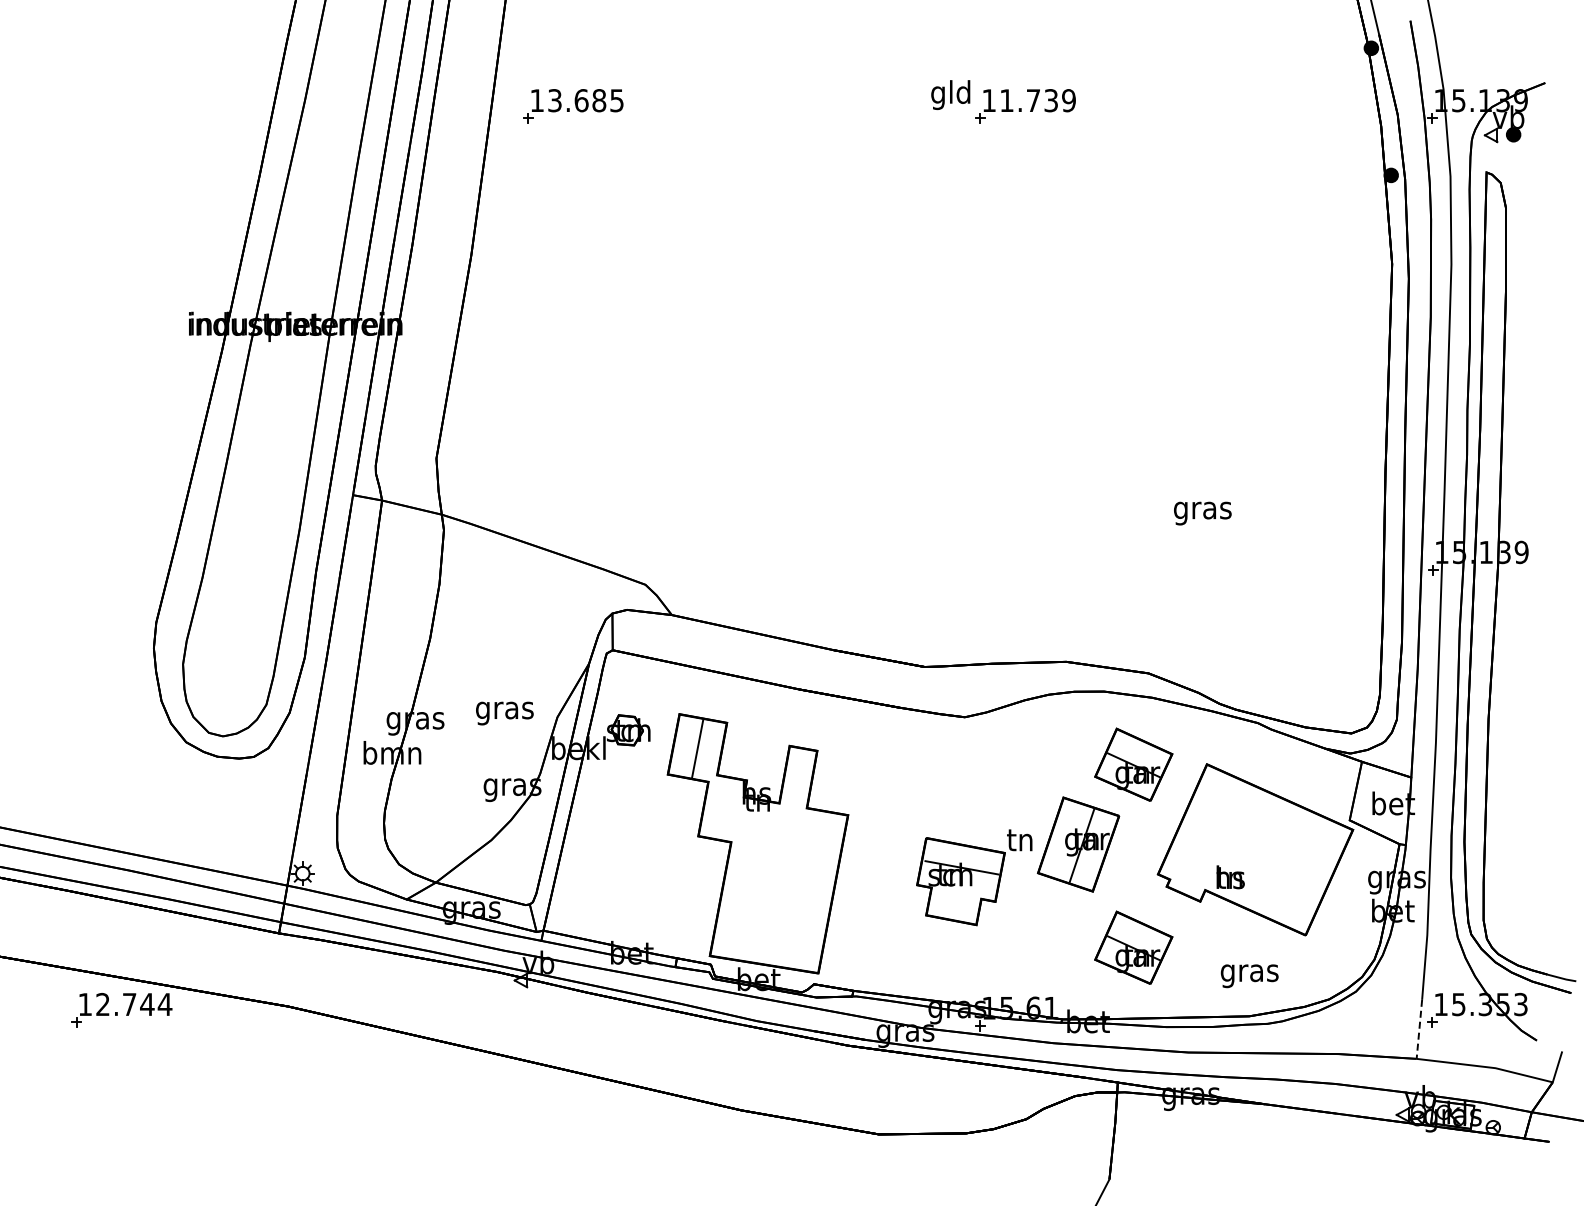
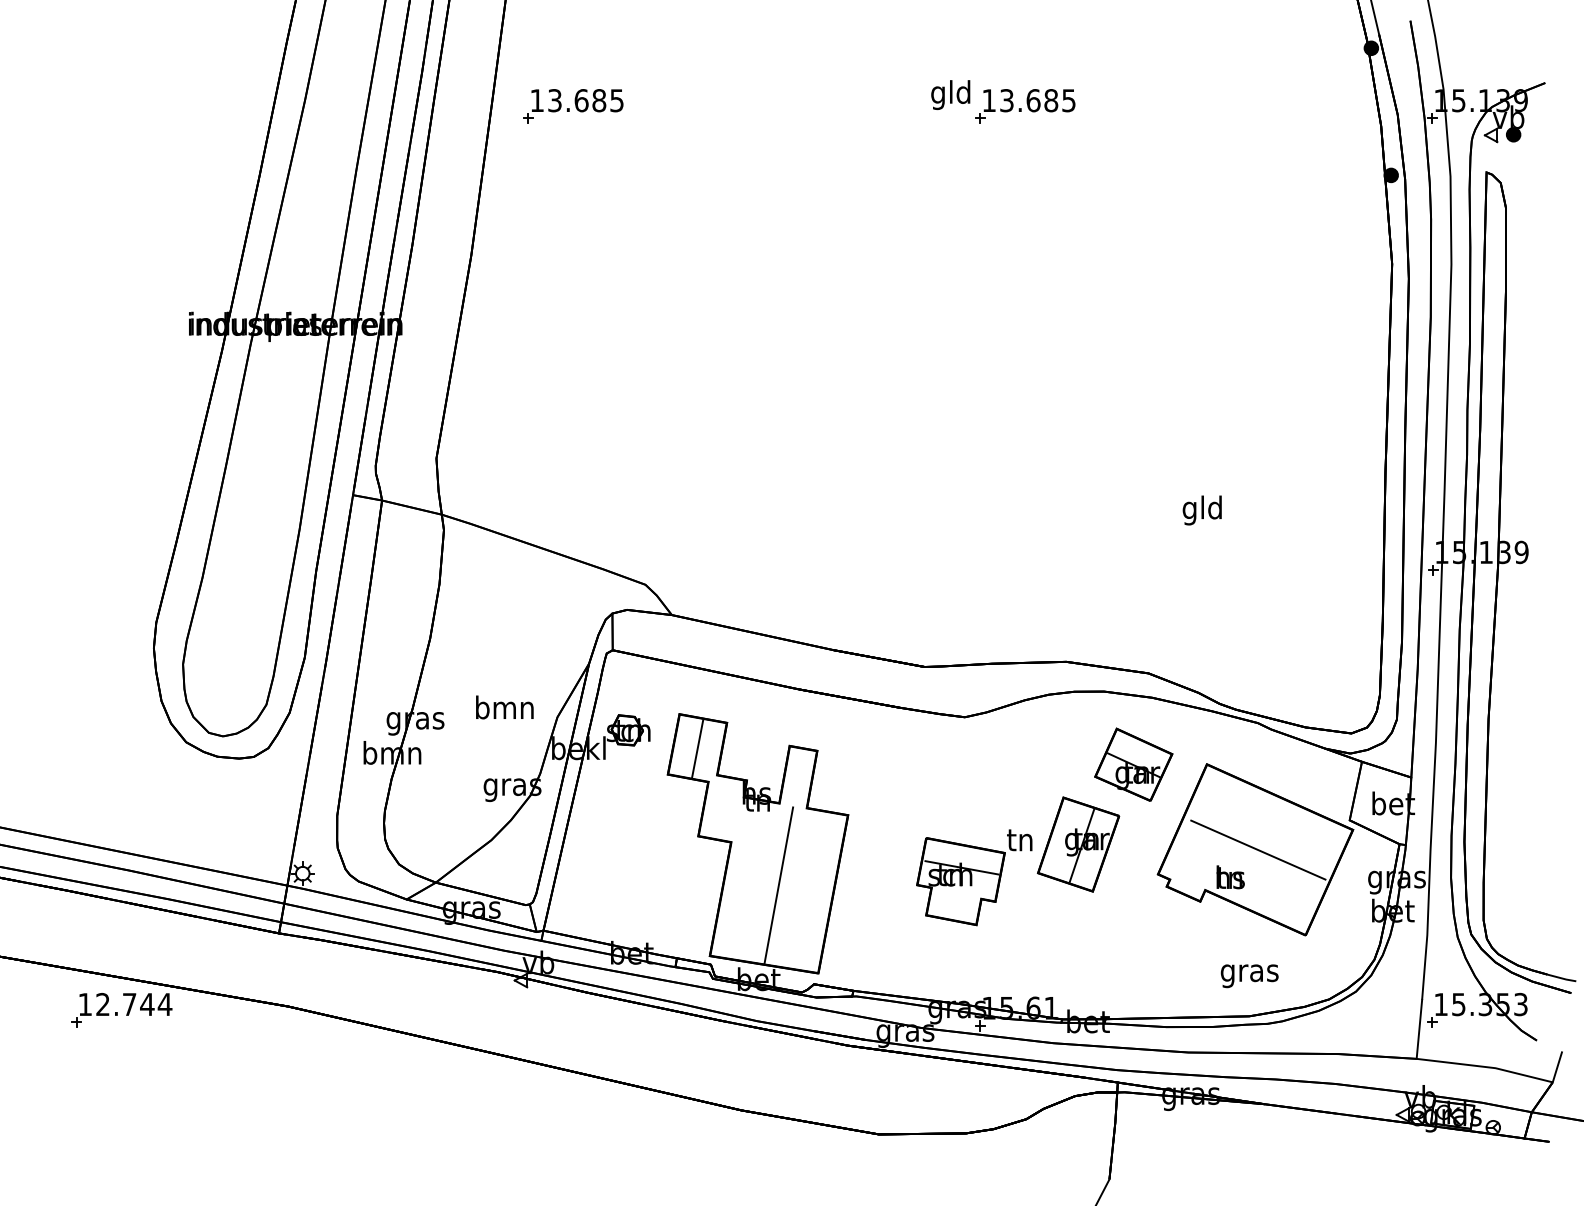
text: 11.739 -> 13.685 (1037, 100)
text: gras -> gld (1202, 510)
text: gras -> bmn (504, 710)
line: none -> present (1258, 849)
line: none -> present (778, 885)
part: present -> none (1133, 947)
line: dashed -> solid (1419, 1029)
